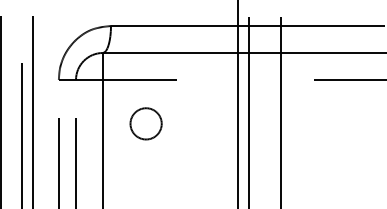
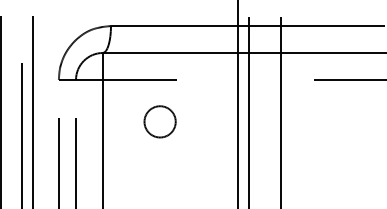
circle position: (145, 123) -> (159, 121) (159, 121)
